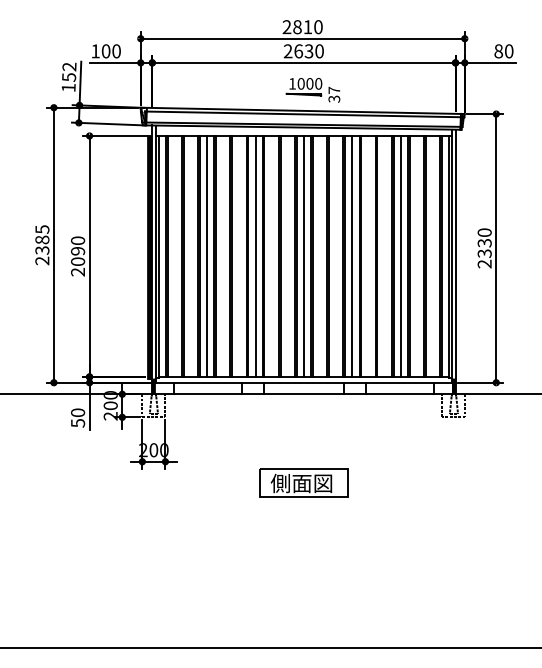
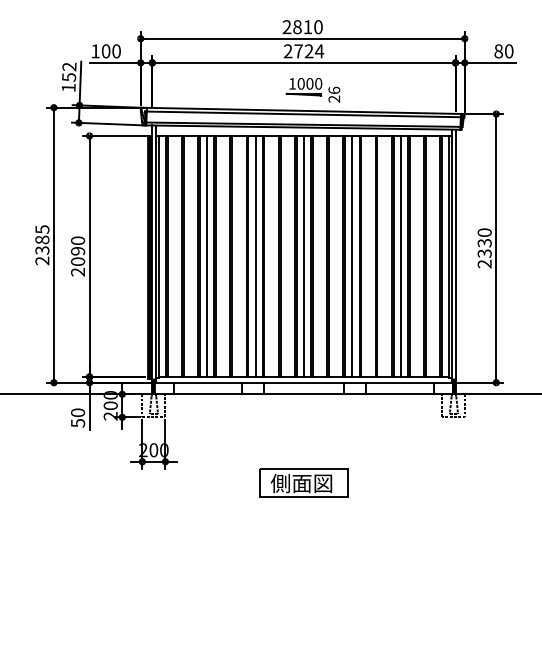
text: 2630 -> 2724 (309, 51)
text: 37 -> 26 (334, 94)
line: present -> none (270, 647)
